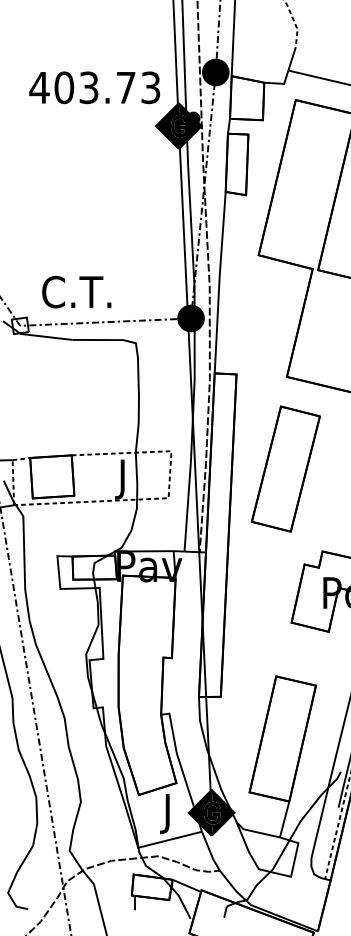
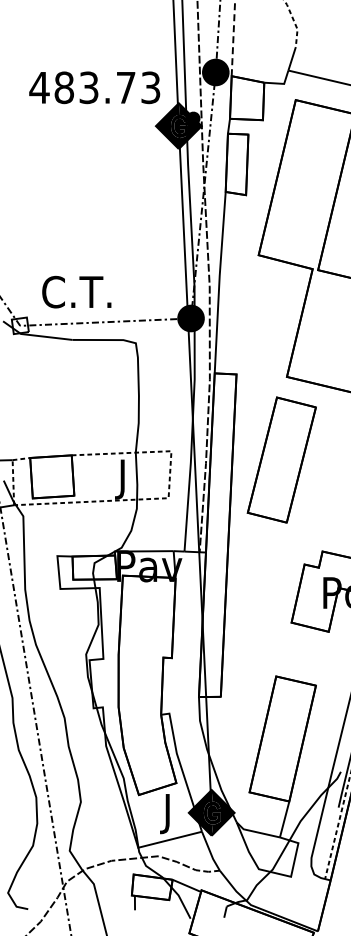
line: solid -> dashed (233, 38)
text: 403.73 -> 483.73 (64, 87)
part position: (285, 468) -> (281, 459) (281, 459)
